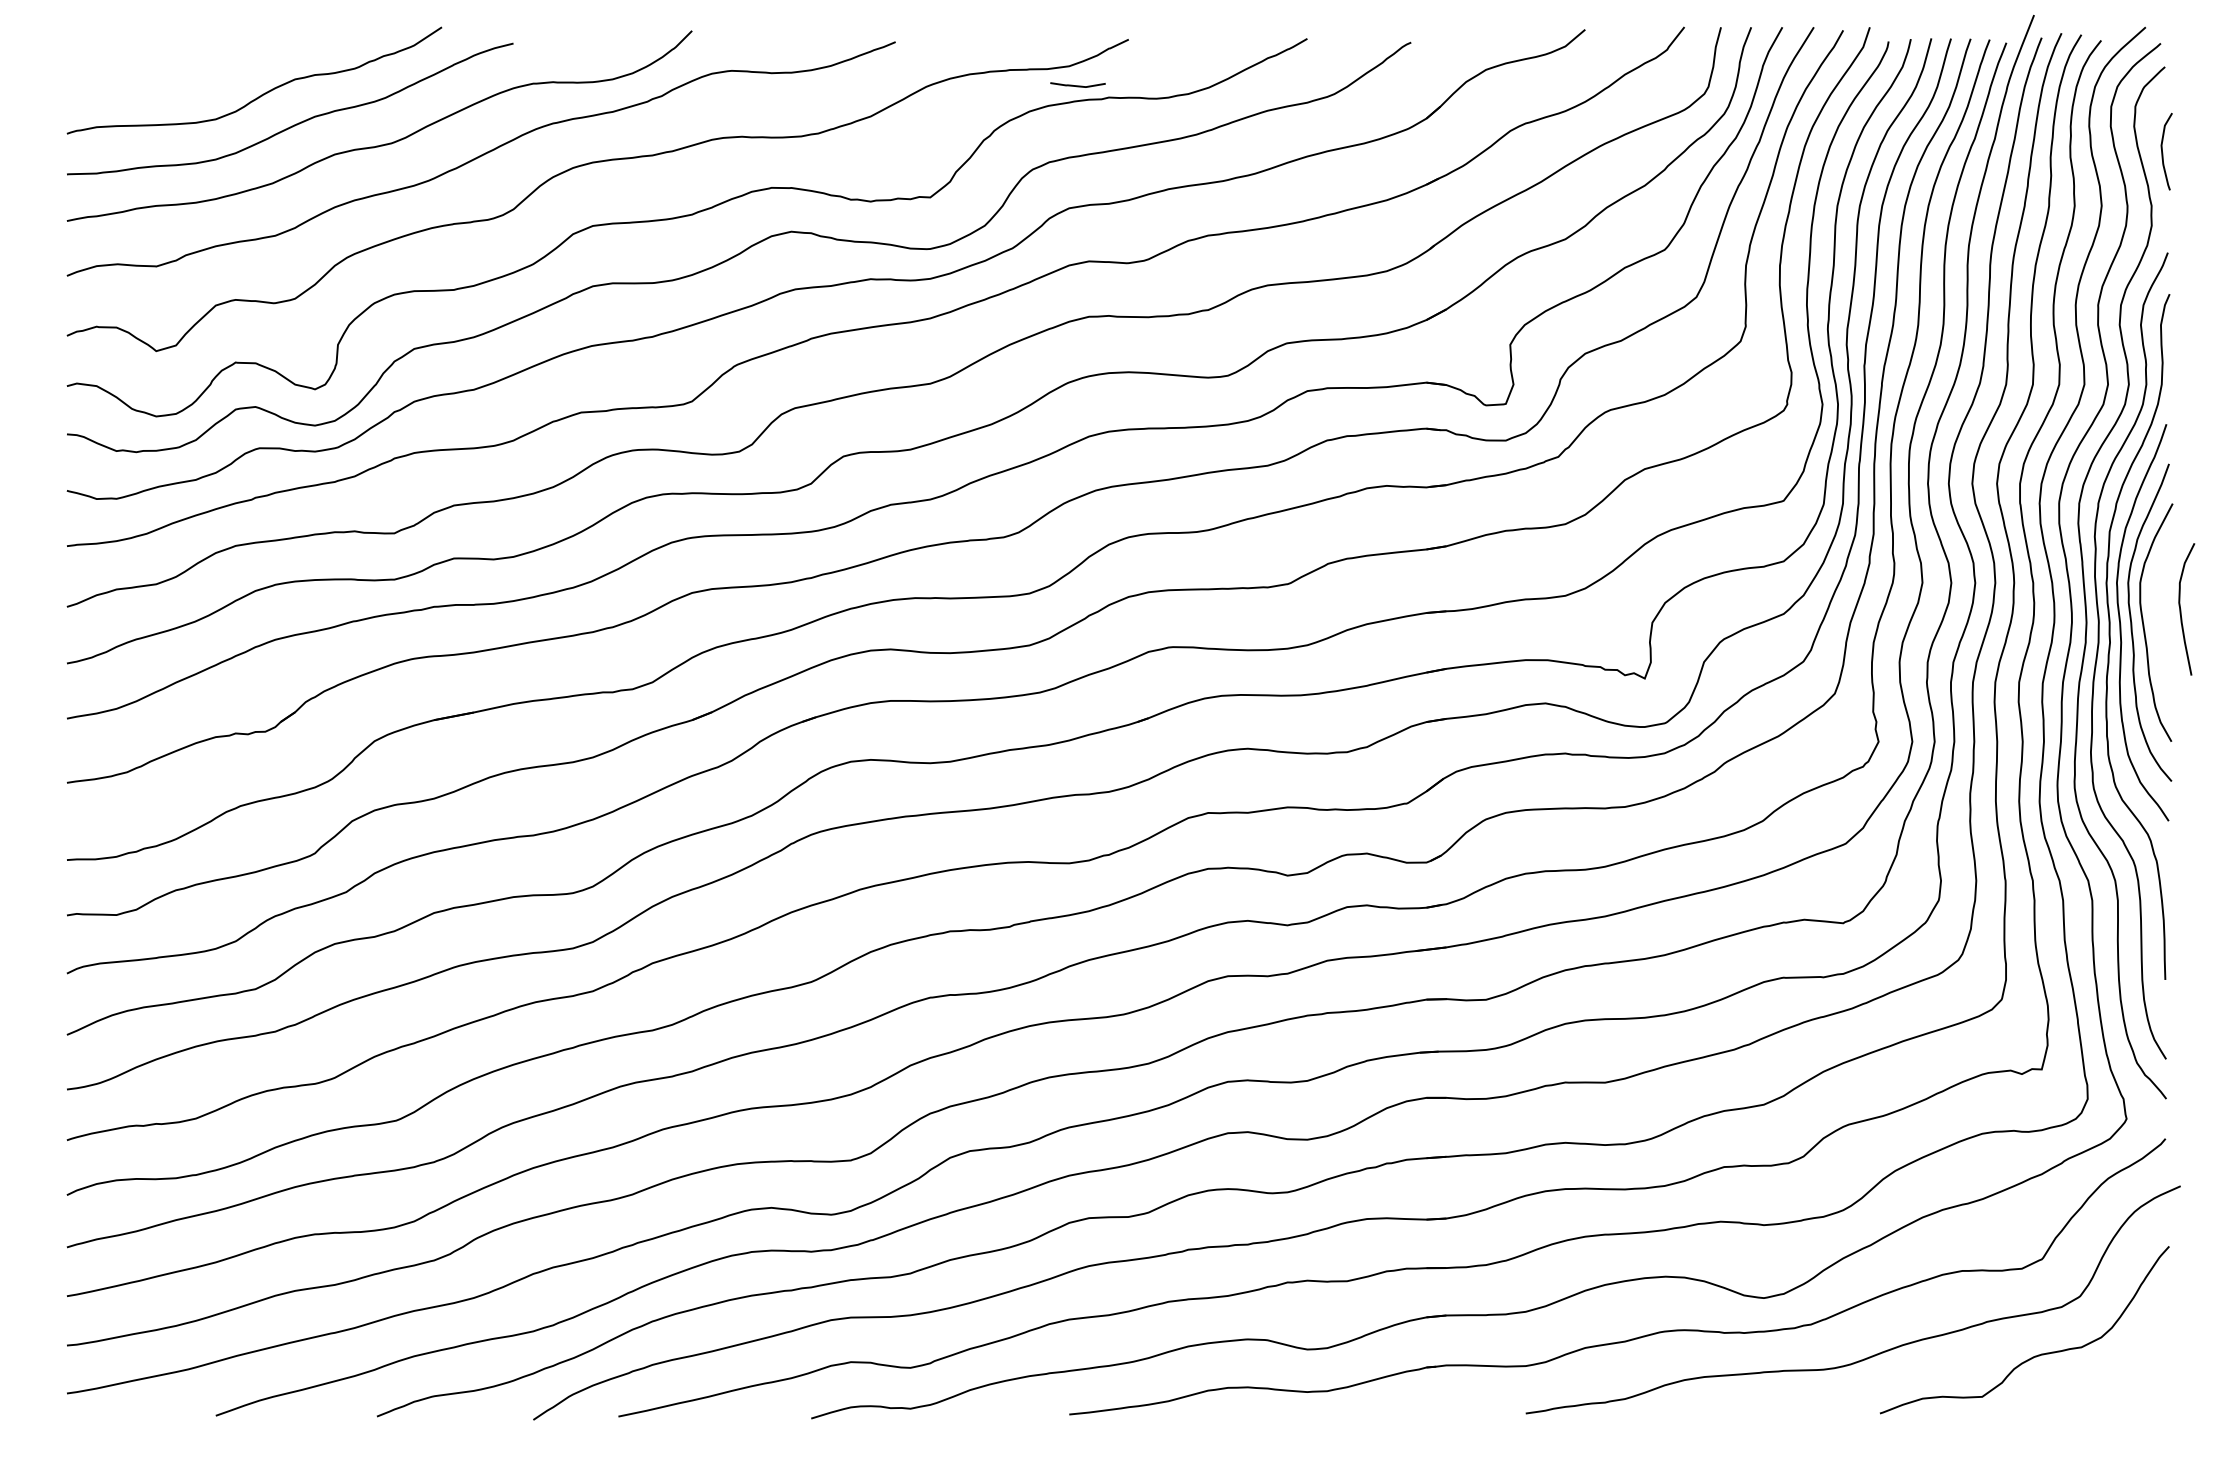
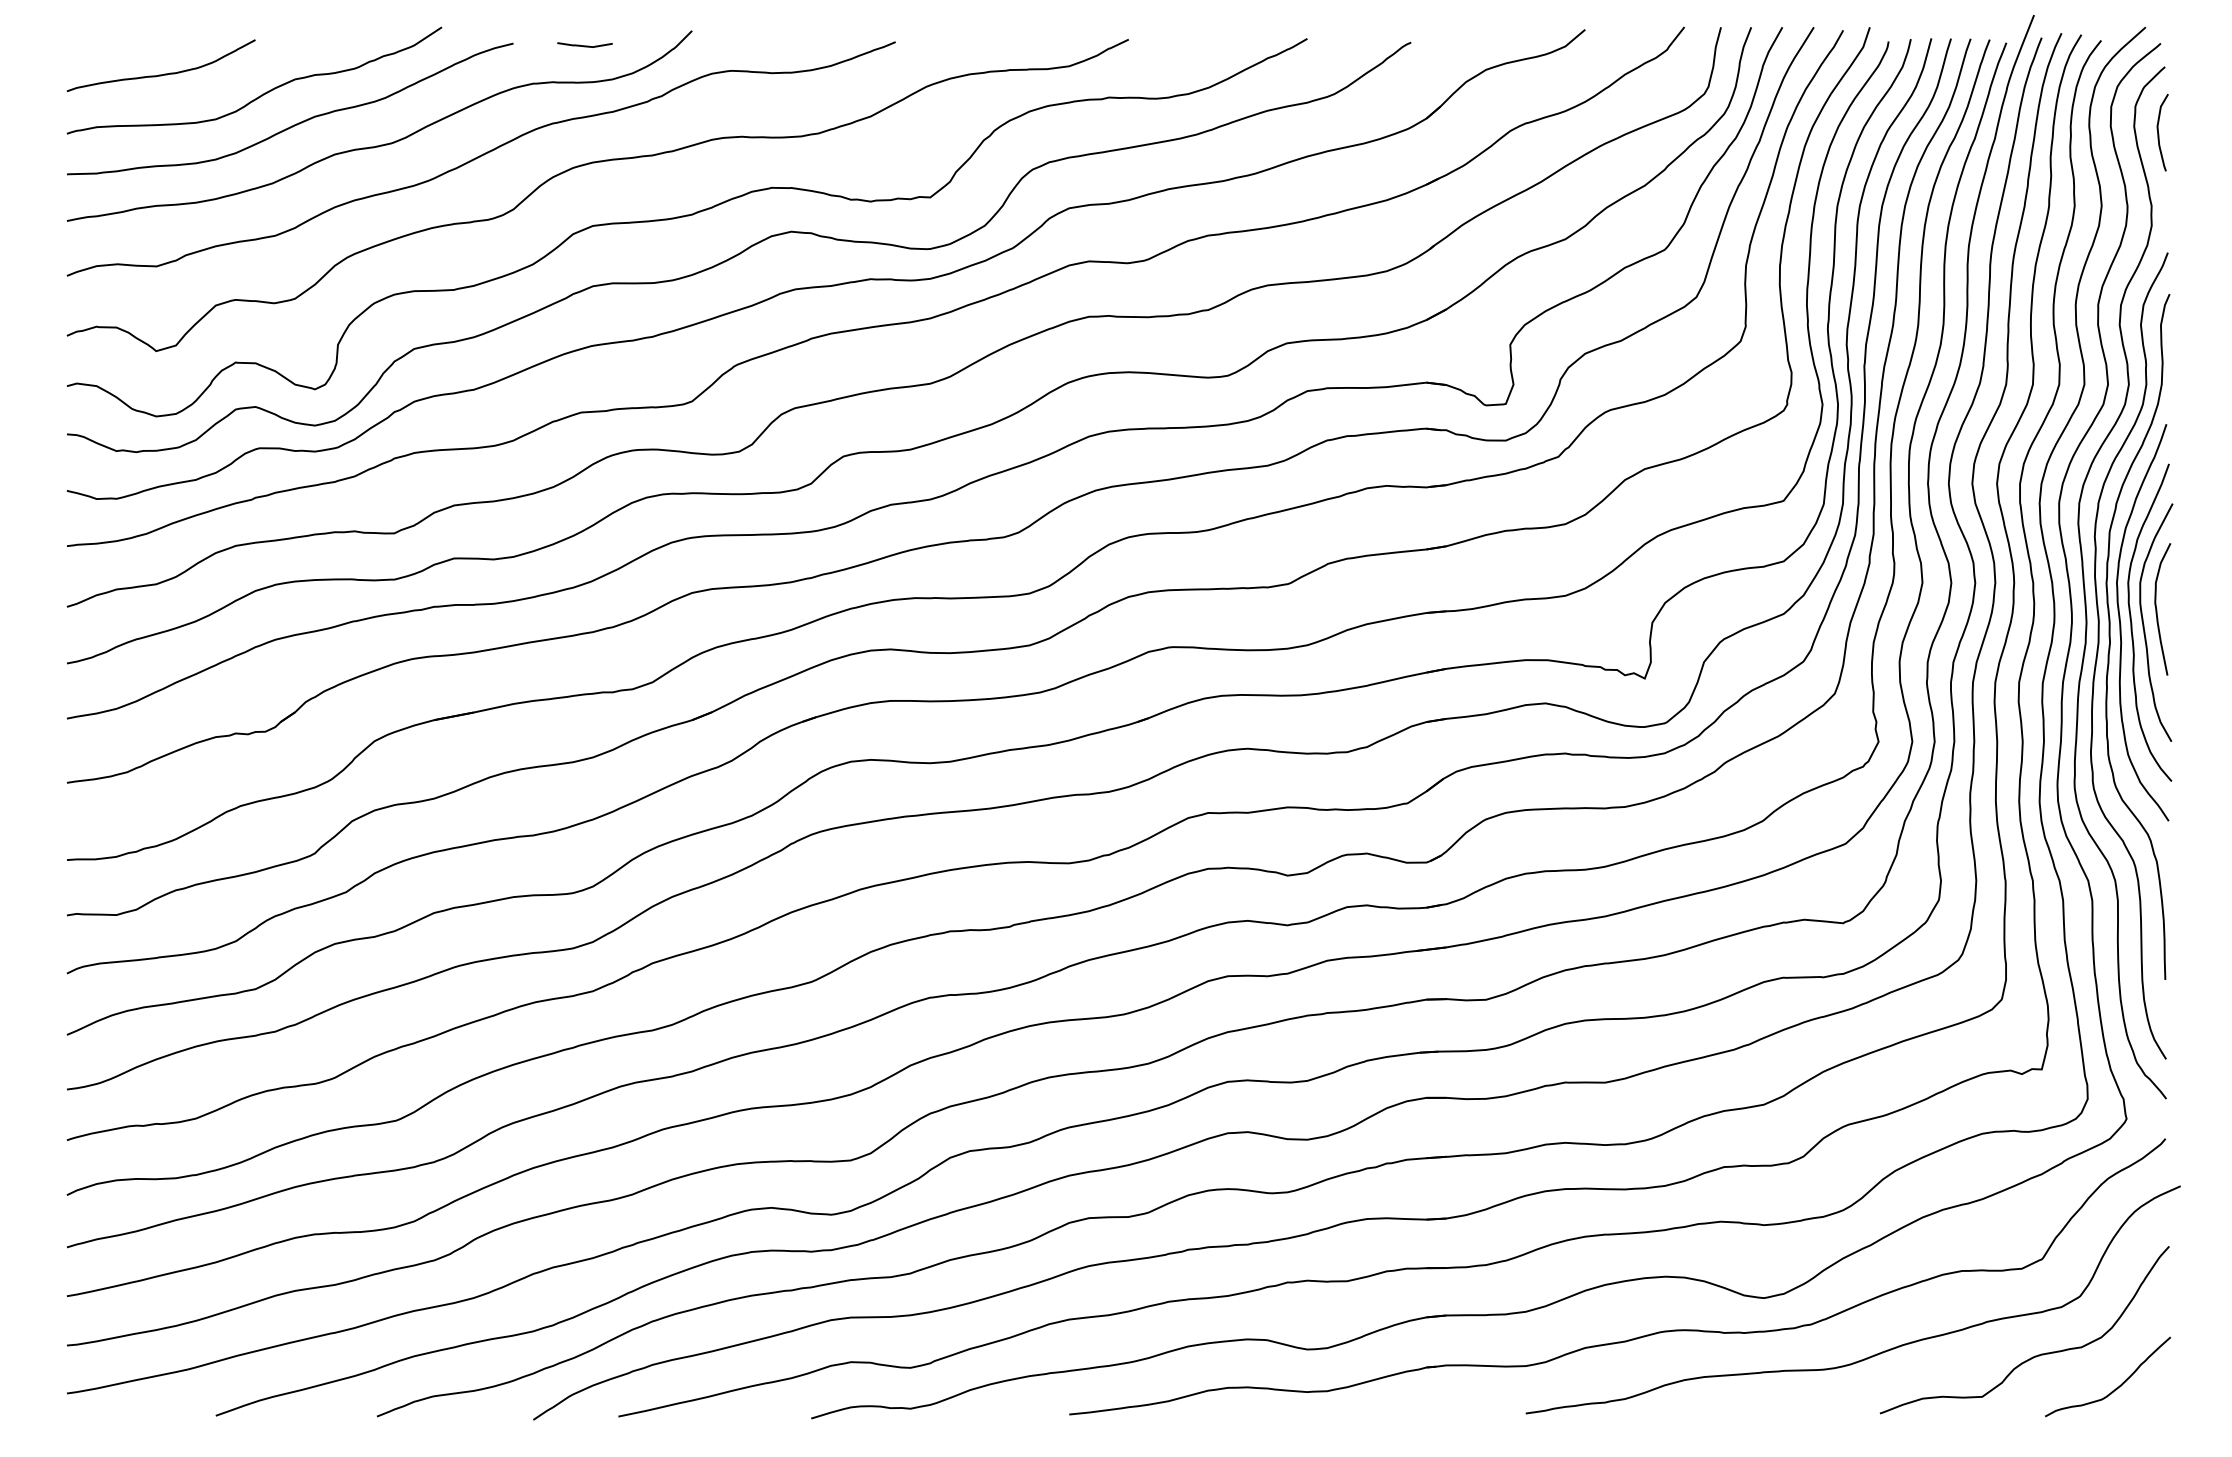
curve: none -> present (164, 73)
line position: (1077, 85) -> (584, 45) (584, 45)
curve position: (2163, 152) -> (2159, 133) (2159, 133)
curve position: (2181, 609) -> (2157, 609) (2157, 609)
curve: none -> present (2116, 1387)
